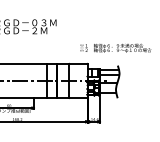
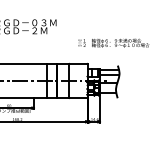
text position: (115, 47) -> (113, 42) (113, 42)
